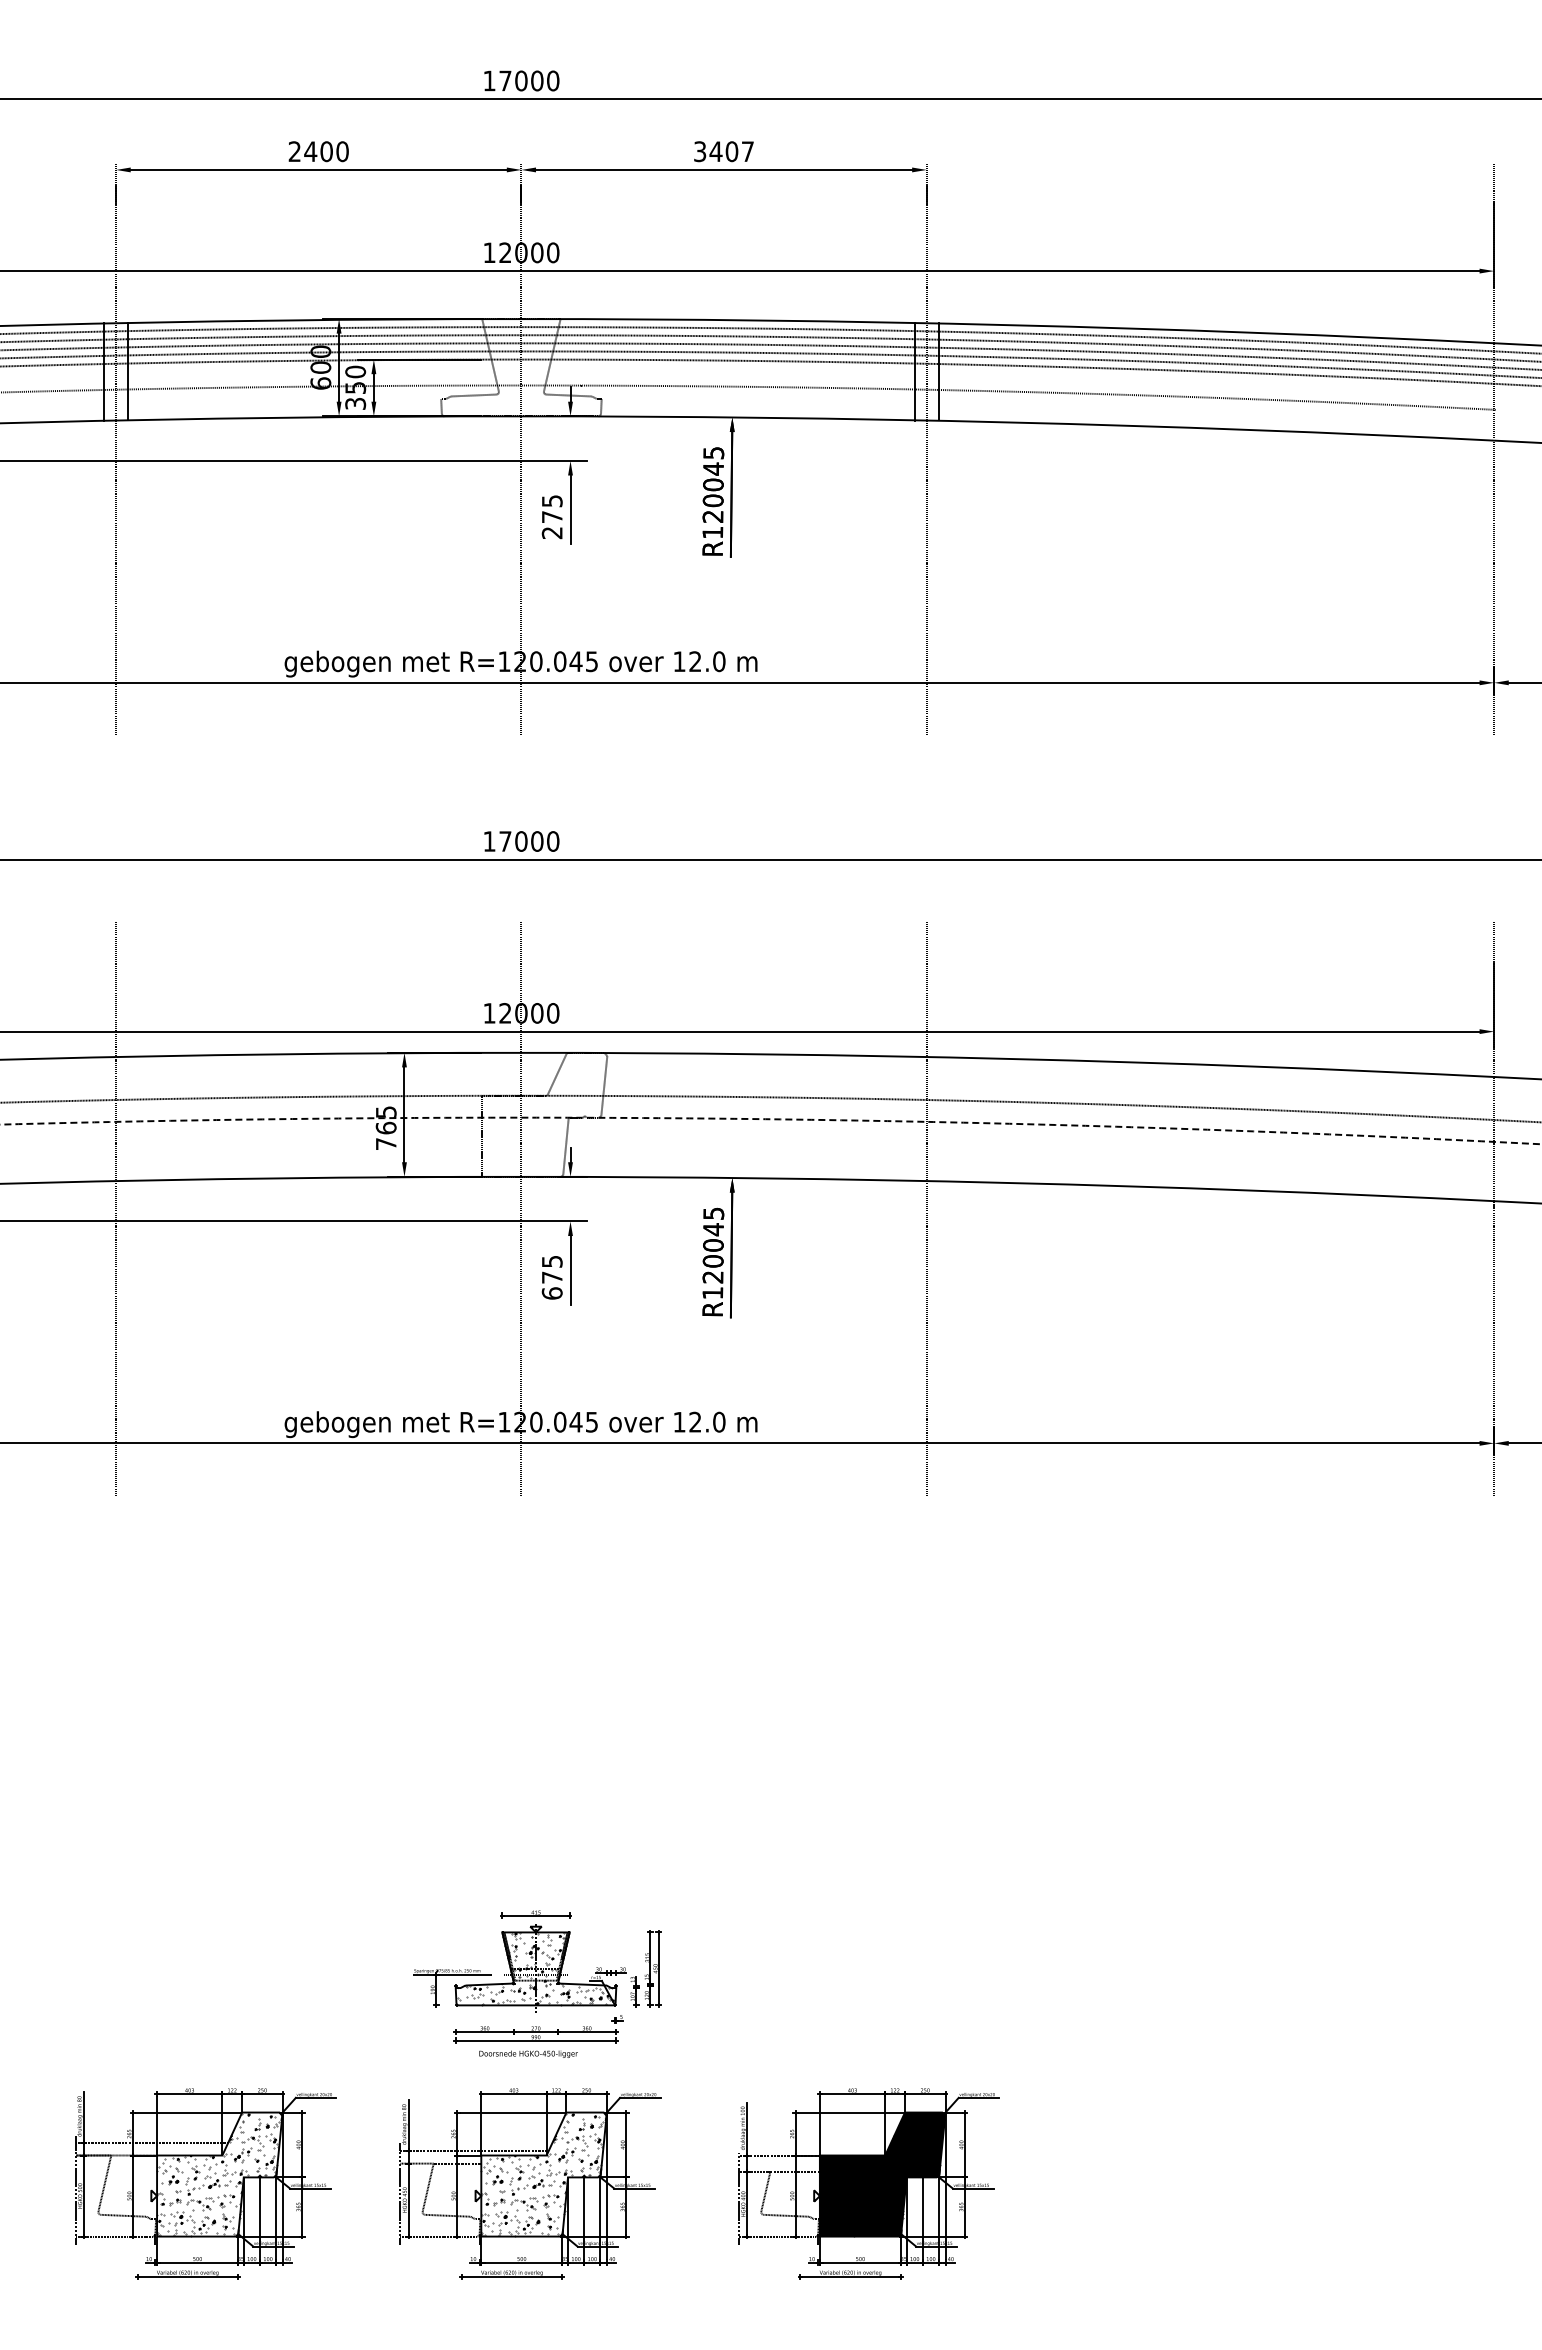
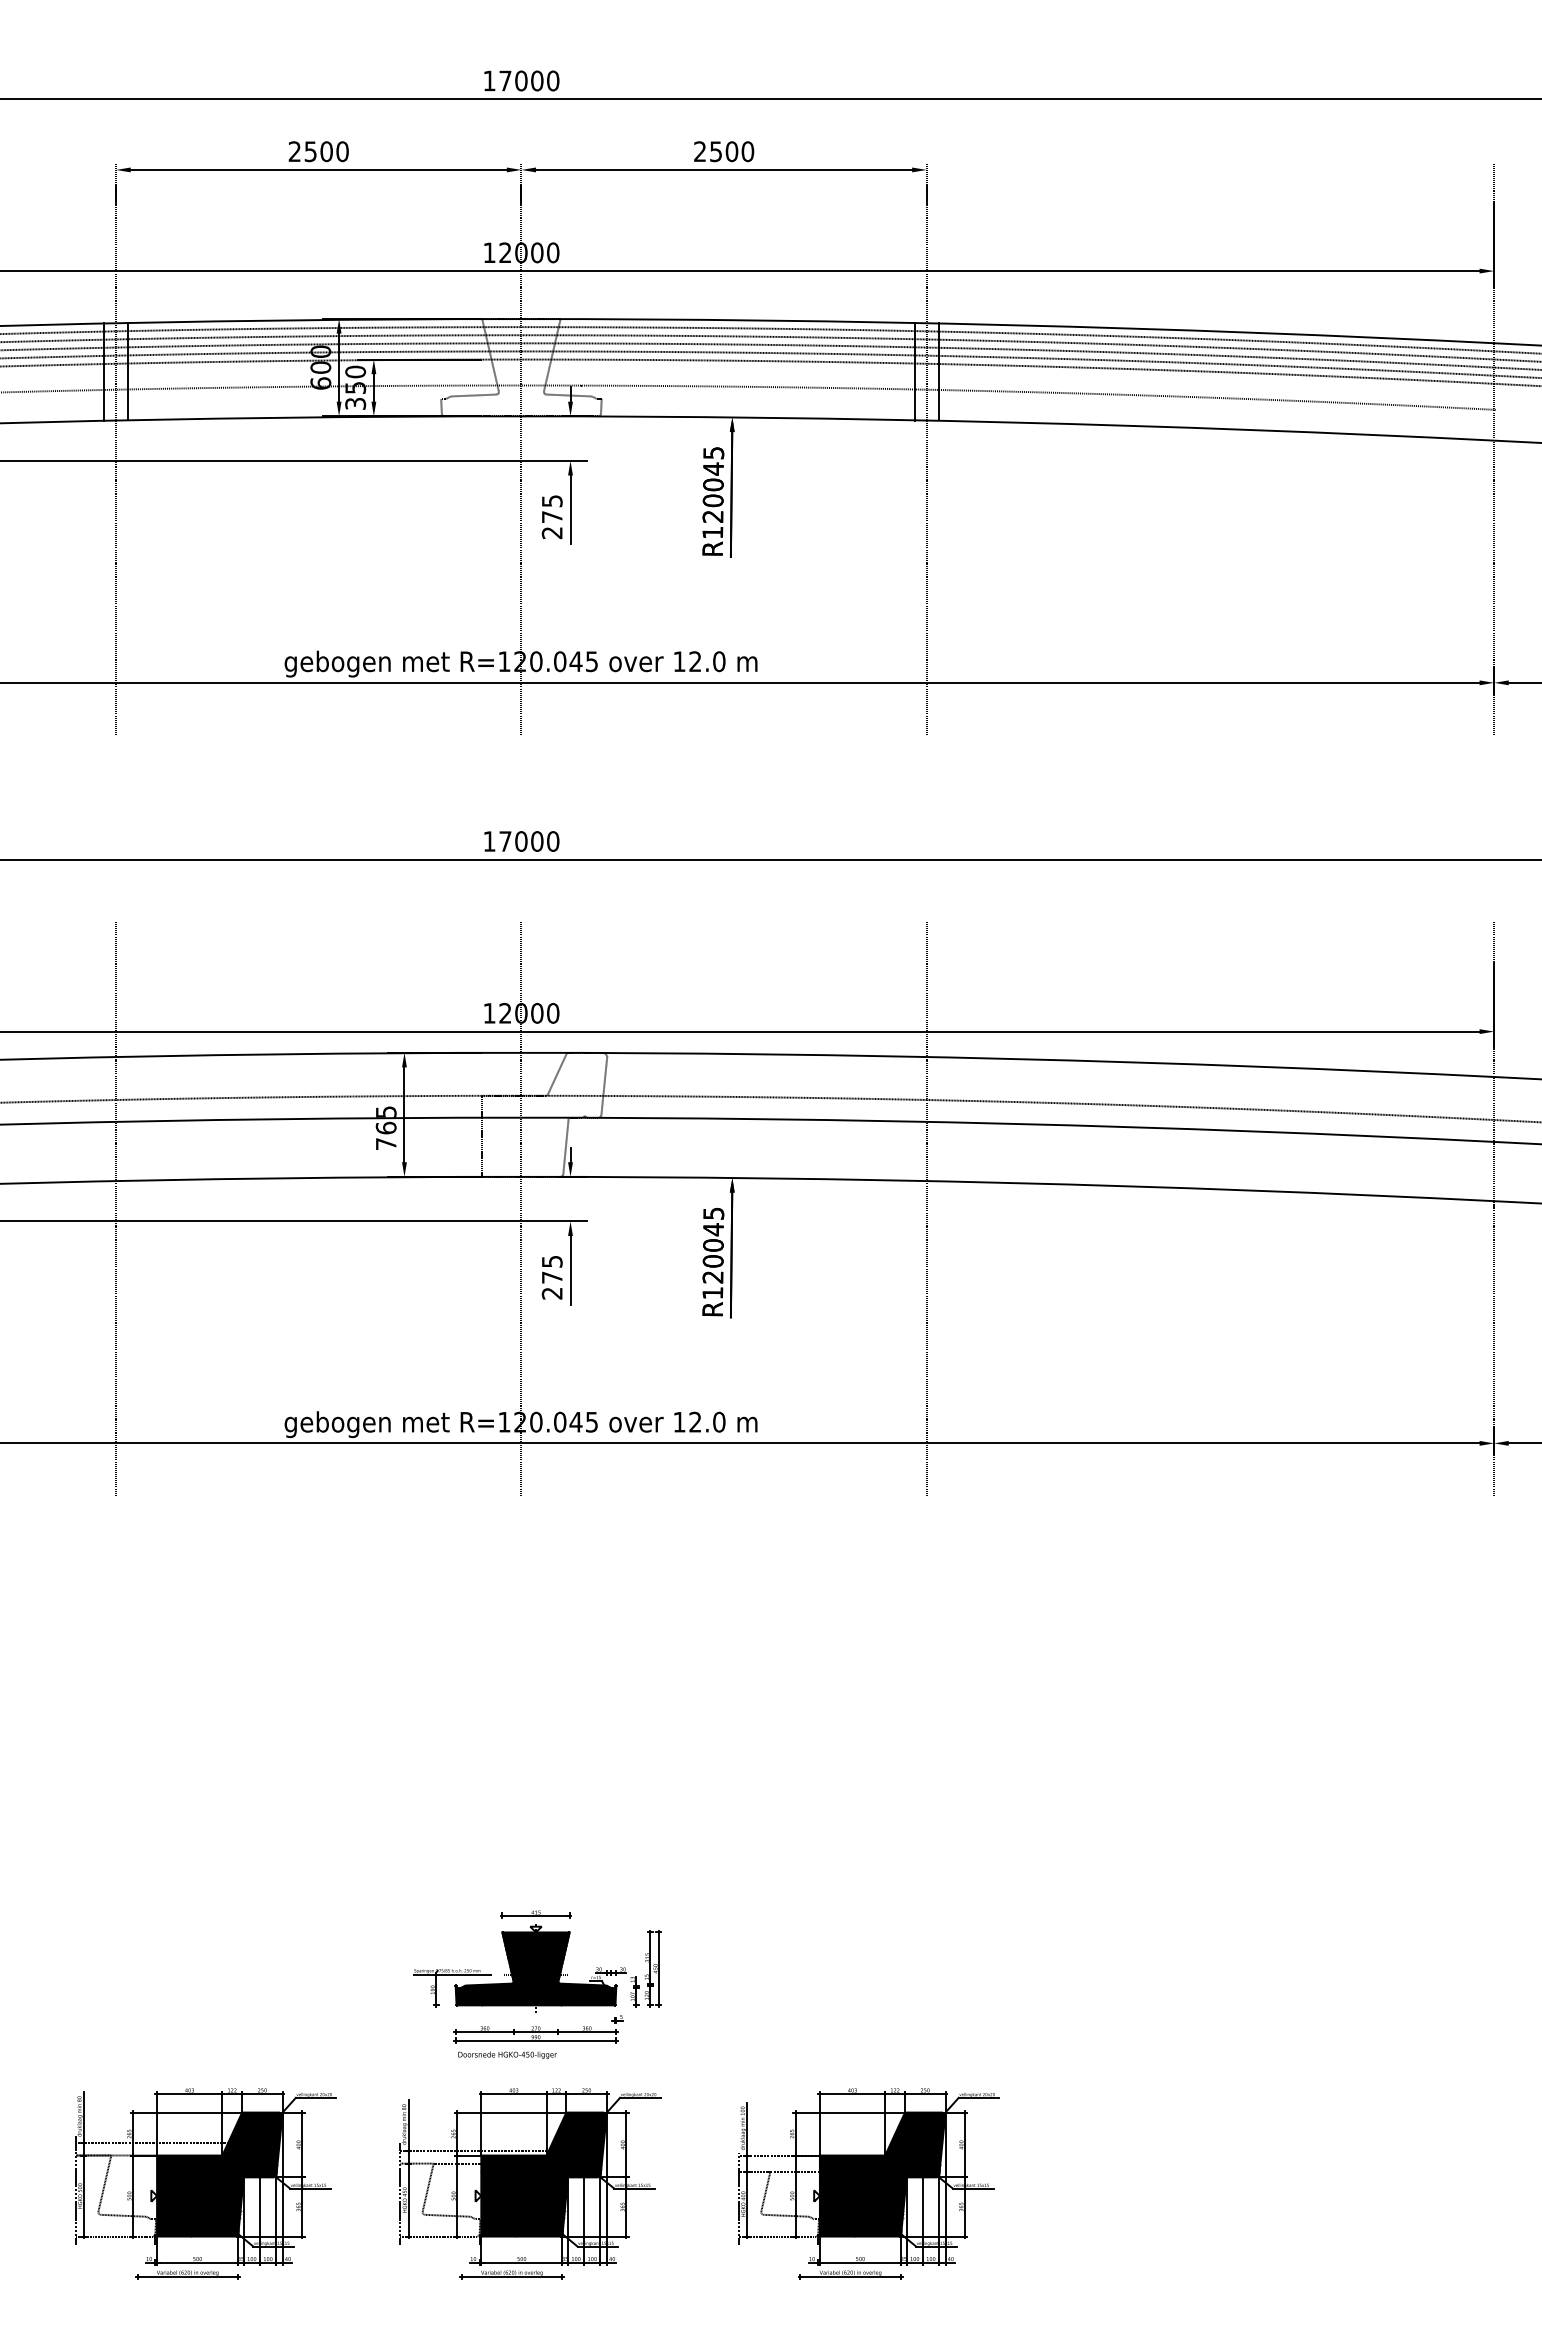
text: 2400 -> 2500 (310, 151)
text: 3407 -> 2500 (724, 151)
line: dashed -> solid (771, 1119)
text: 675 -> 275 (551, 1293)
fill: none -> present (535, 1968)
text position: (528, 2053) -> (507, 2054) (507, 2054)
fill: none -> present (219, 2174)
fill: none -> present (543, 2174)
